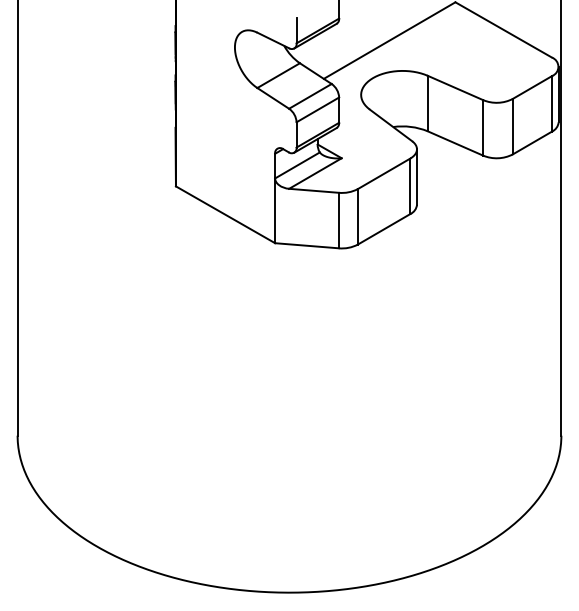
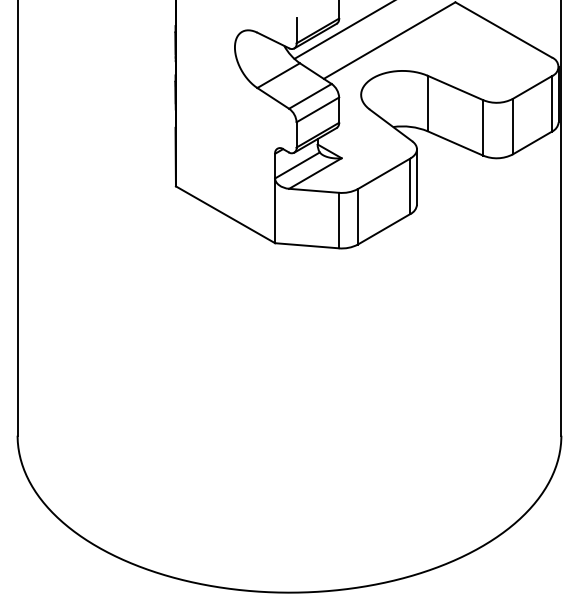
line: none -> present (342, 30)
